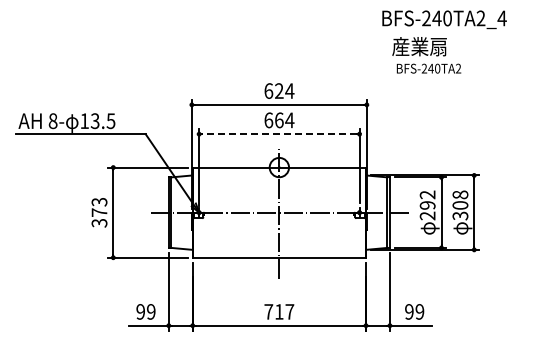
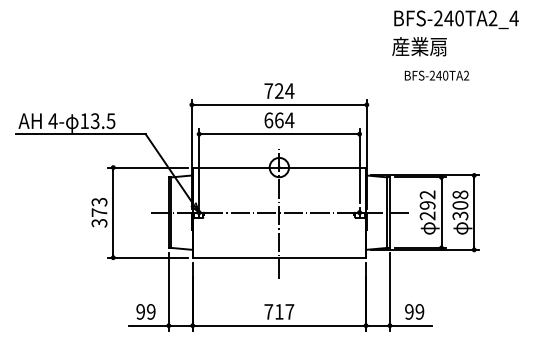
text position: (444, 19) -> (456, 19) (456, 19)
text position: (428, 68) -> (436, 75) (436, 75)
text: 624 -> 724 (268, 90)
text: 8- -> 4- (52, 121)
line: dashed -> solid (278, 134)
